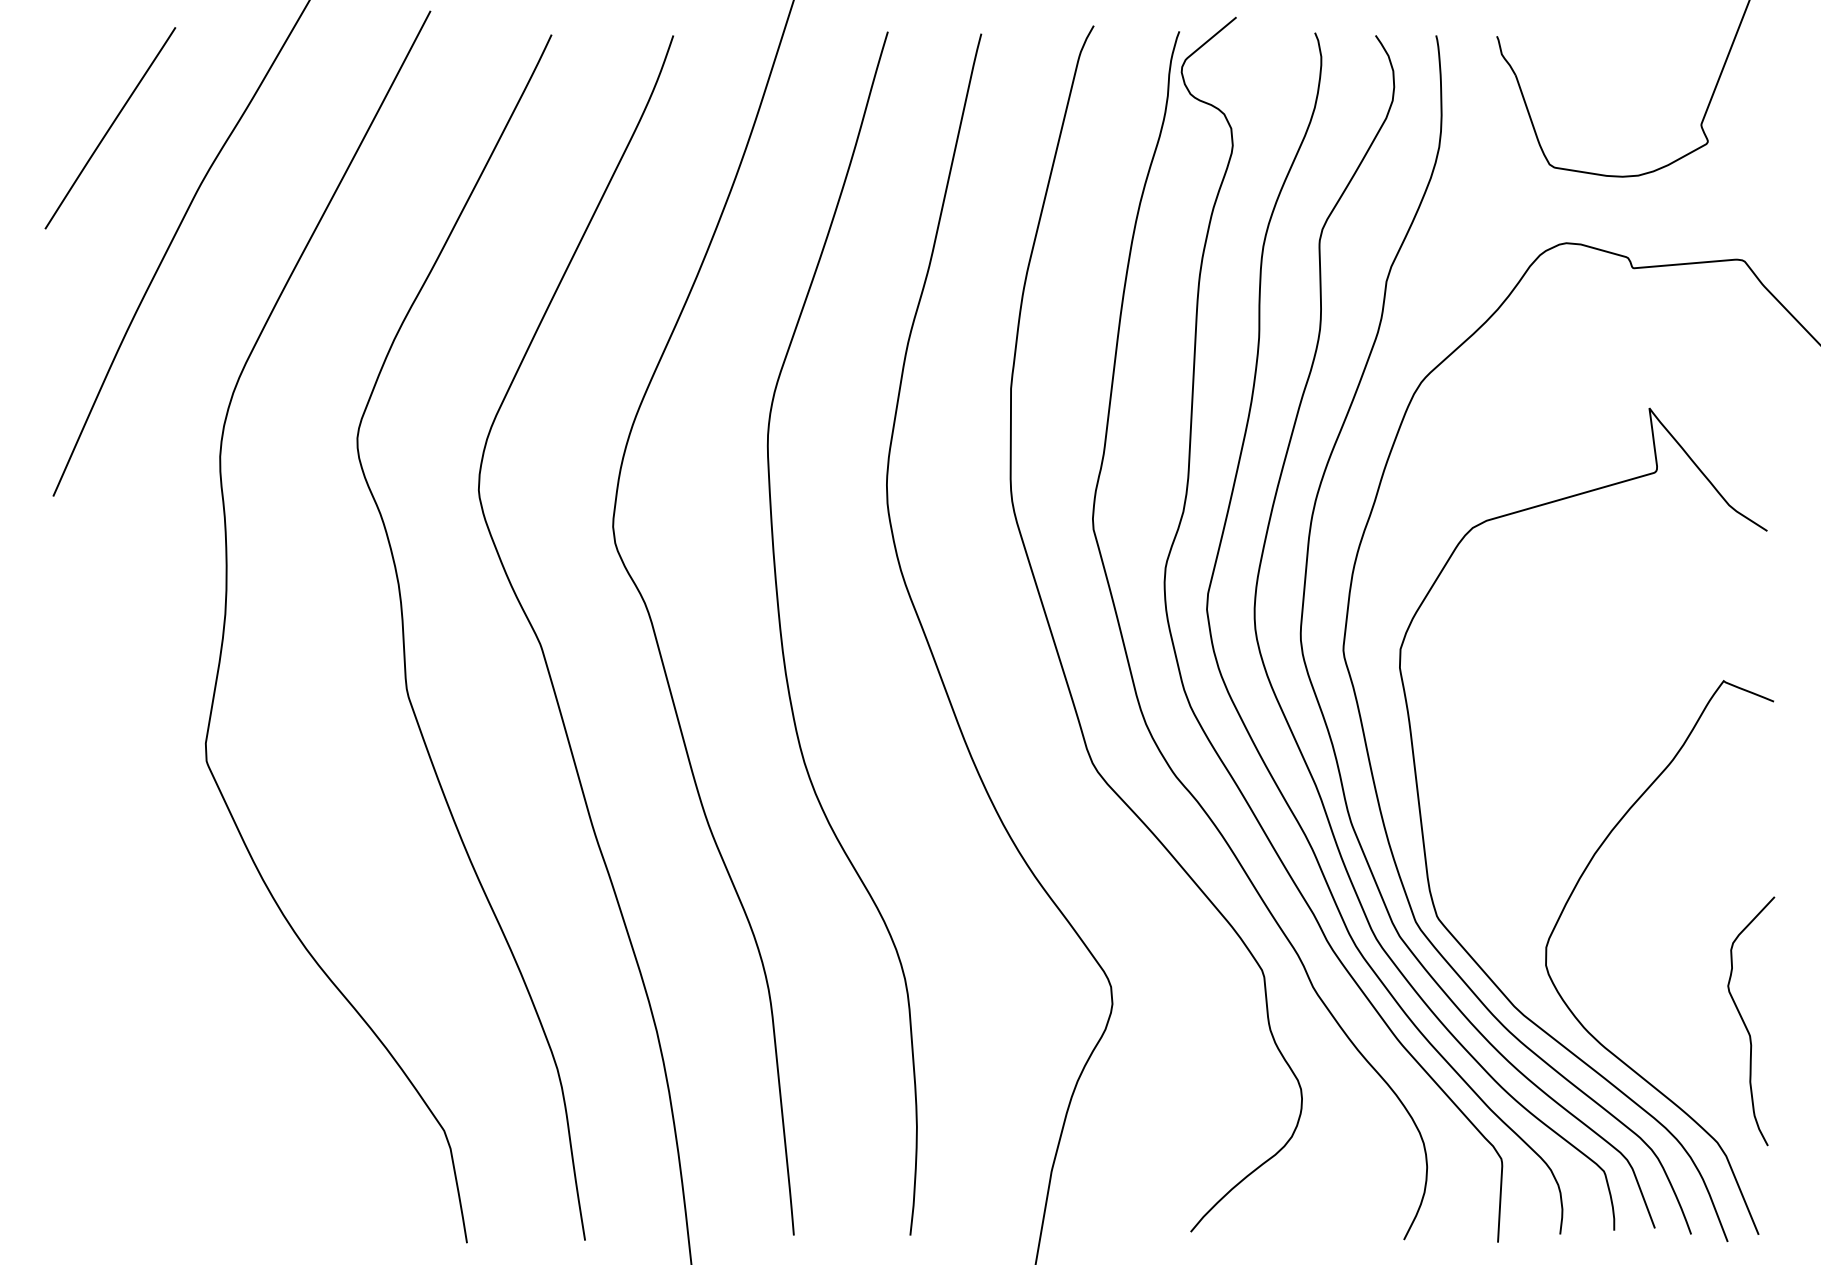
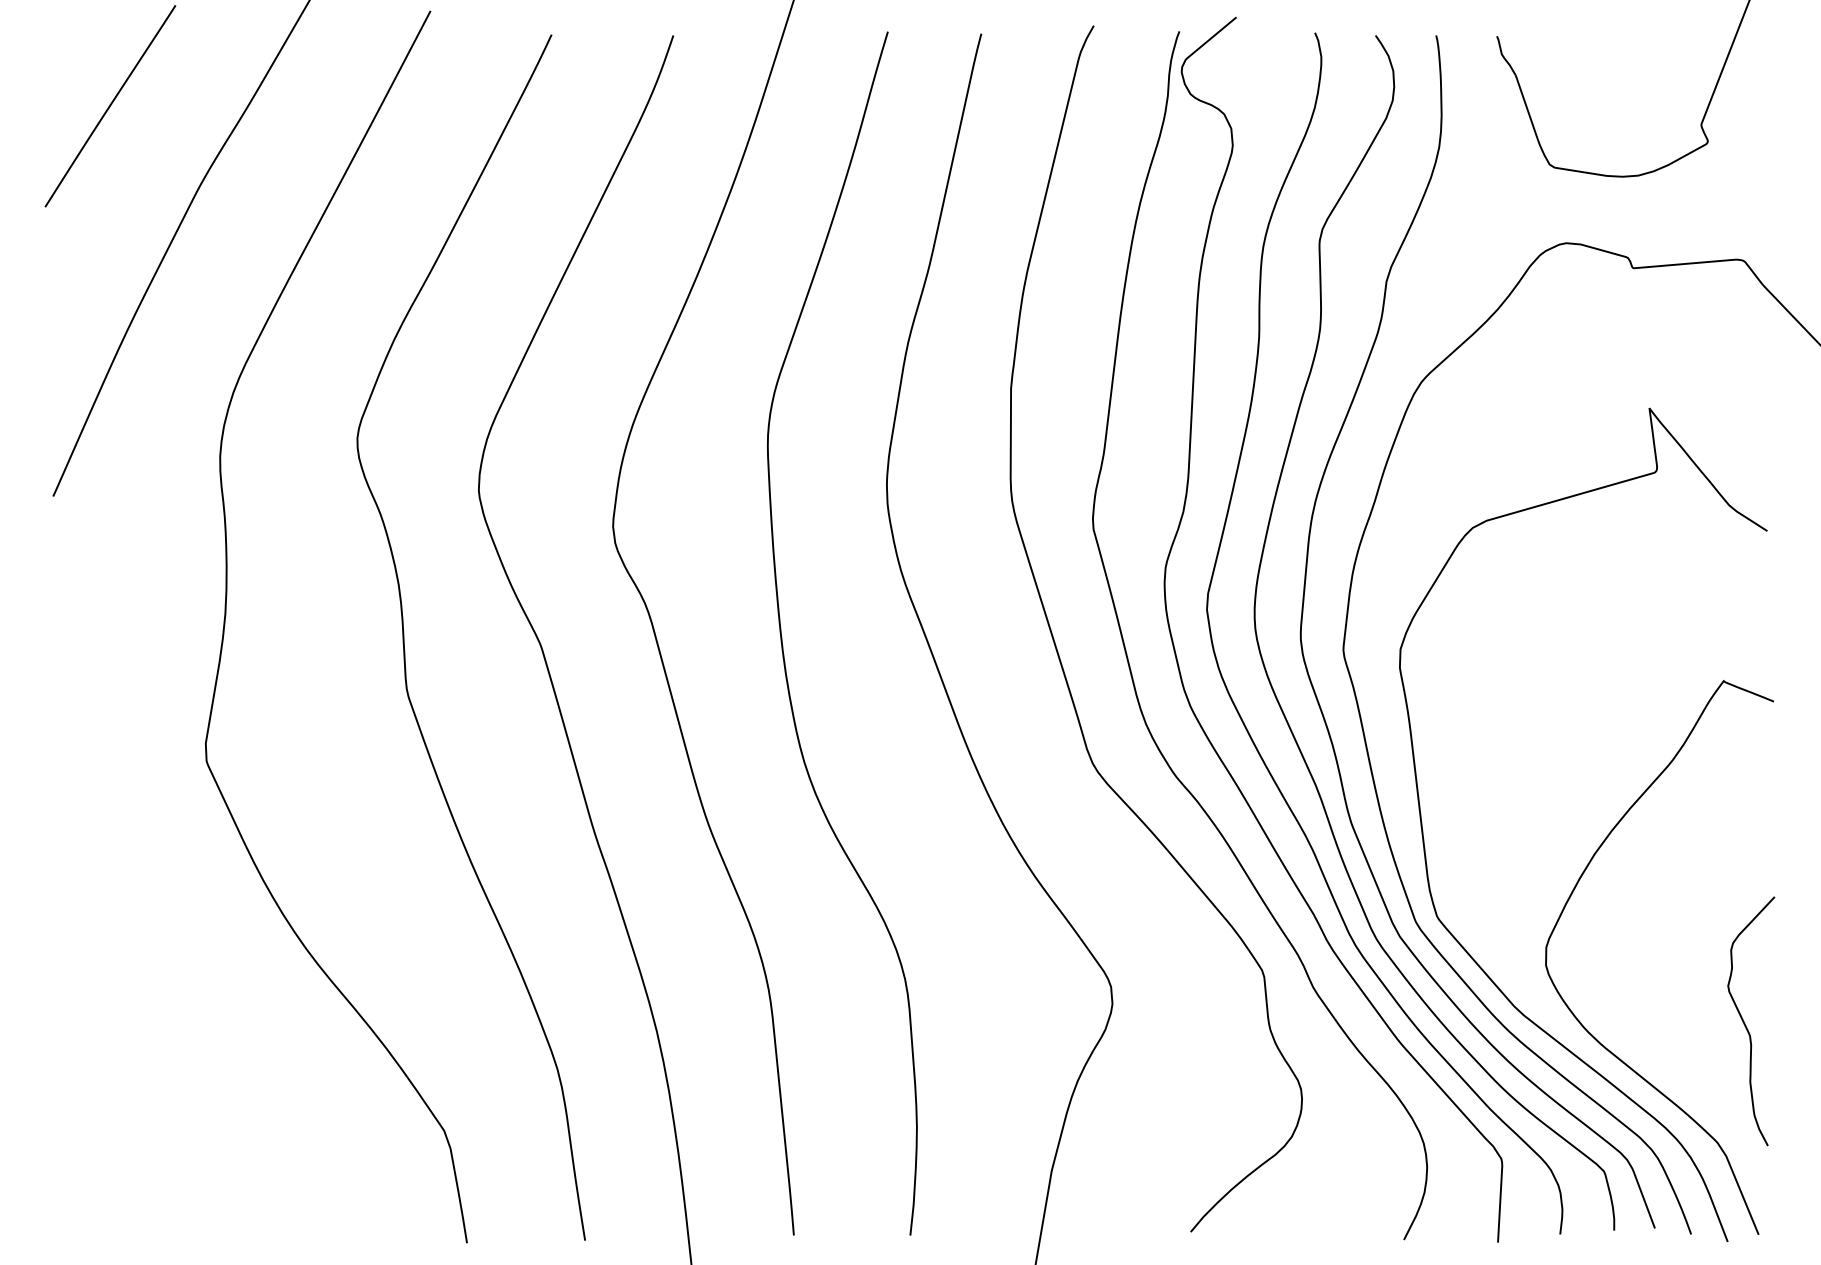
line position: (110, 128) -> (110, 106) (110, 106)
